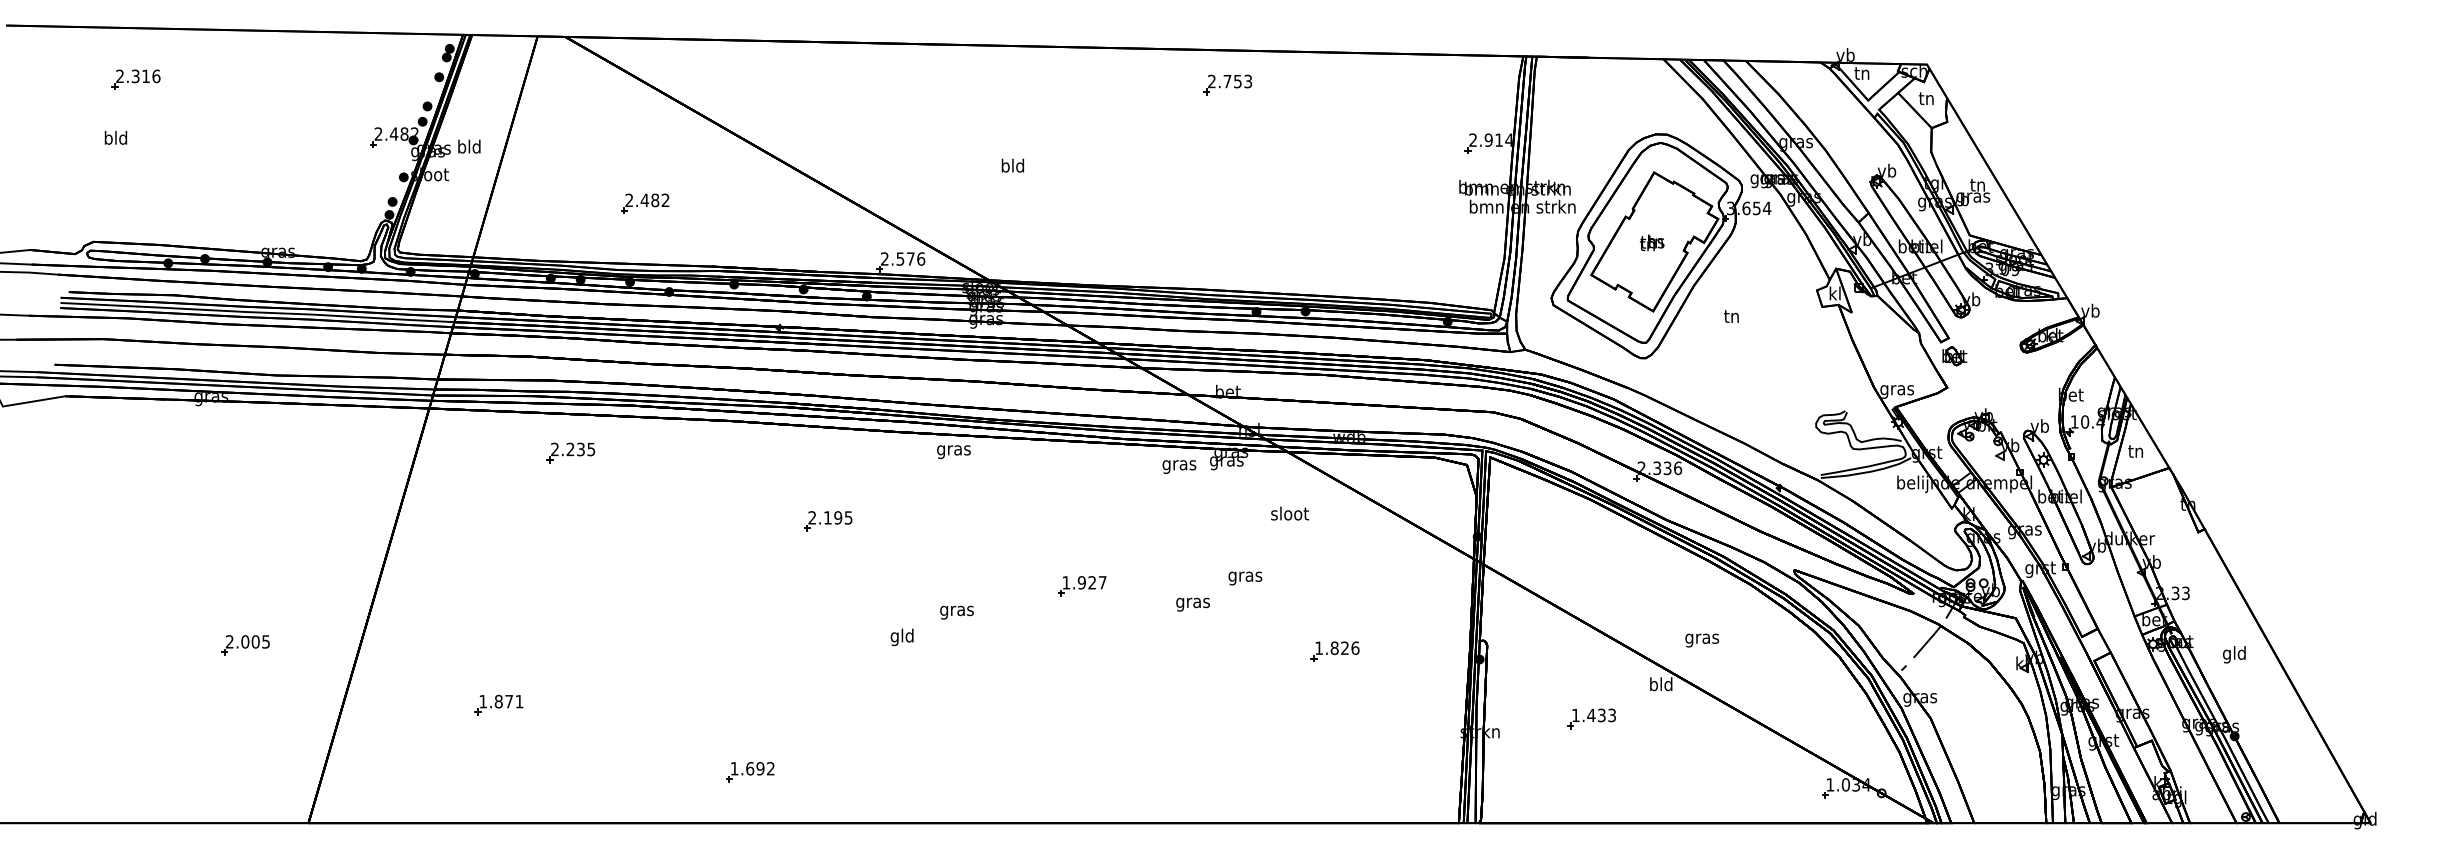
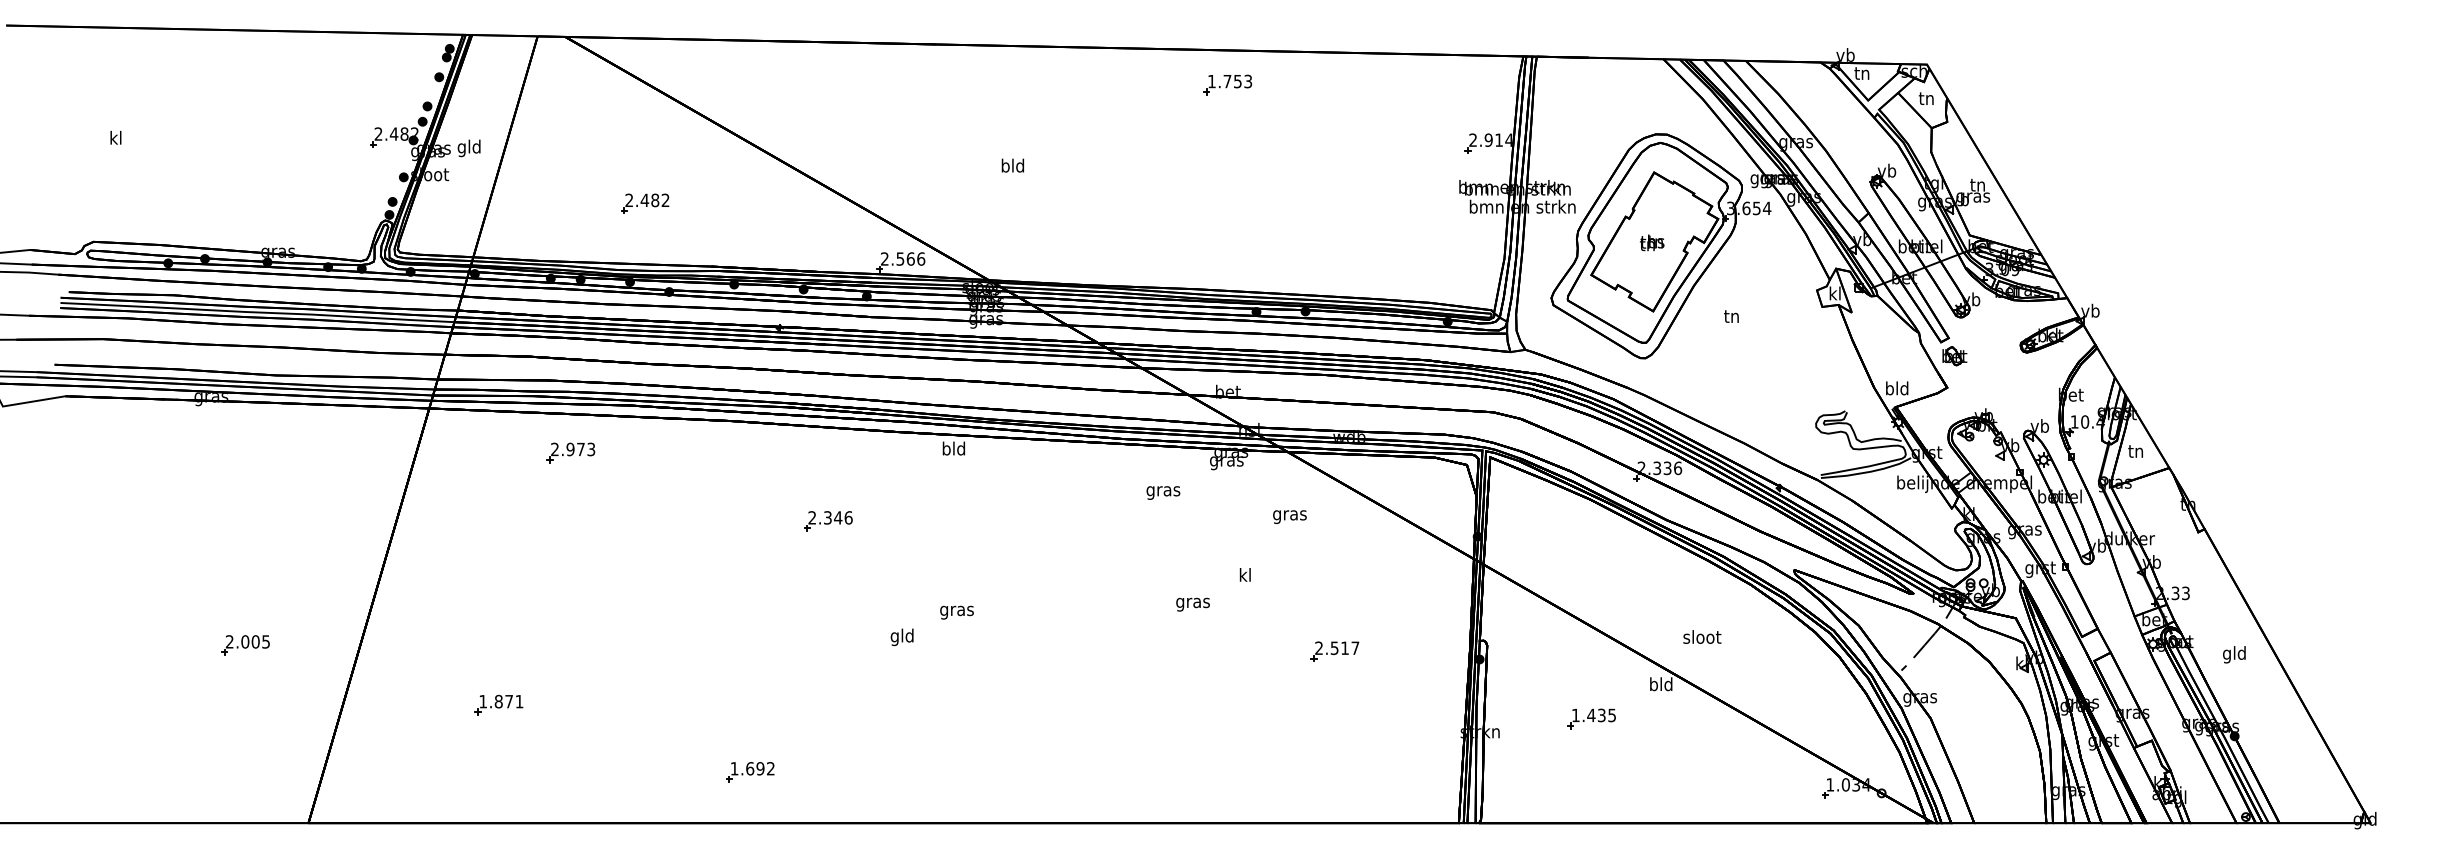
part: present -> none (135, 79)
text: 2.753 -> 1.753 (1211, 81)
text: bld -> kl (115, 137)
text: bld -> gld (461, 148)
text: 2.576 -> 2.566 (910, 258)
text: gras -> bld (1897, 389)
text: 2.235 -> 2.973 (580, 449)
text: gras -> bld (953, 450)
text position: (1179, 466) -> (1163, 492) (1163, 492)
text: sloot -> gras (1290, 515)
text: 2.195 -> 2.346 (838, 517)
text: gras -> kl (1245, 576)
part: present -> none (1082, 586)
text: gras -> sloot (1702, 638)
text: 1.826 -> 2.517 (1337, 648)
text: 1.433 -> 1.435 (1611, 714)
